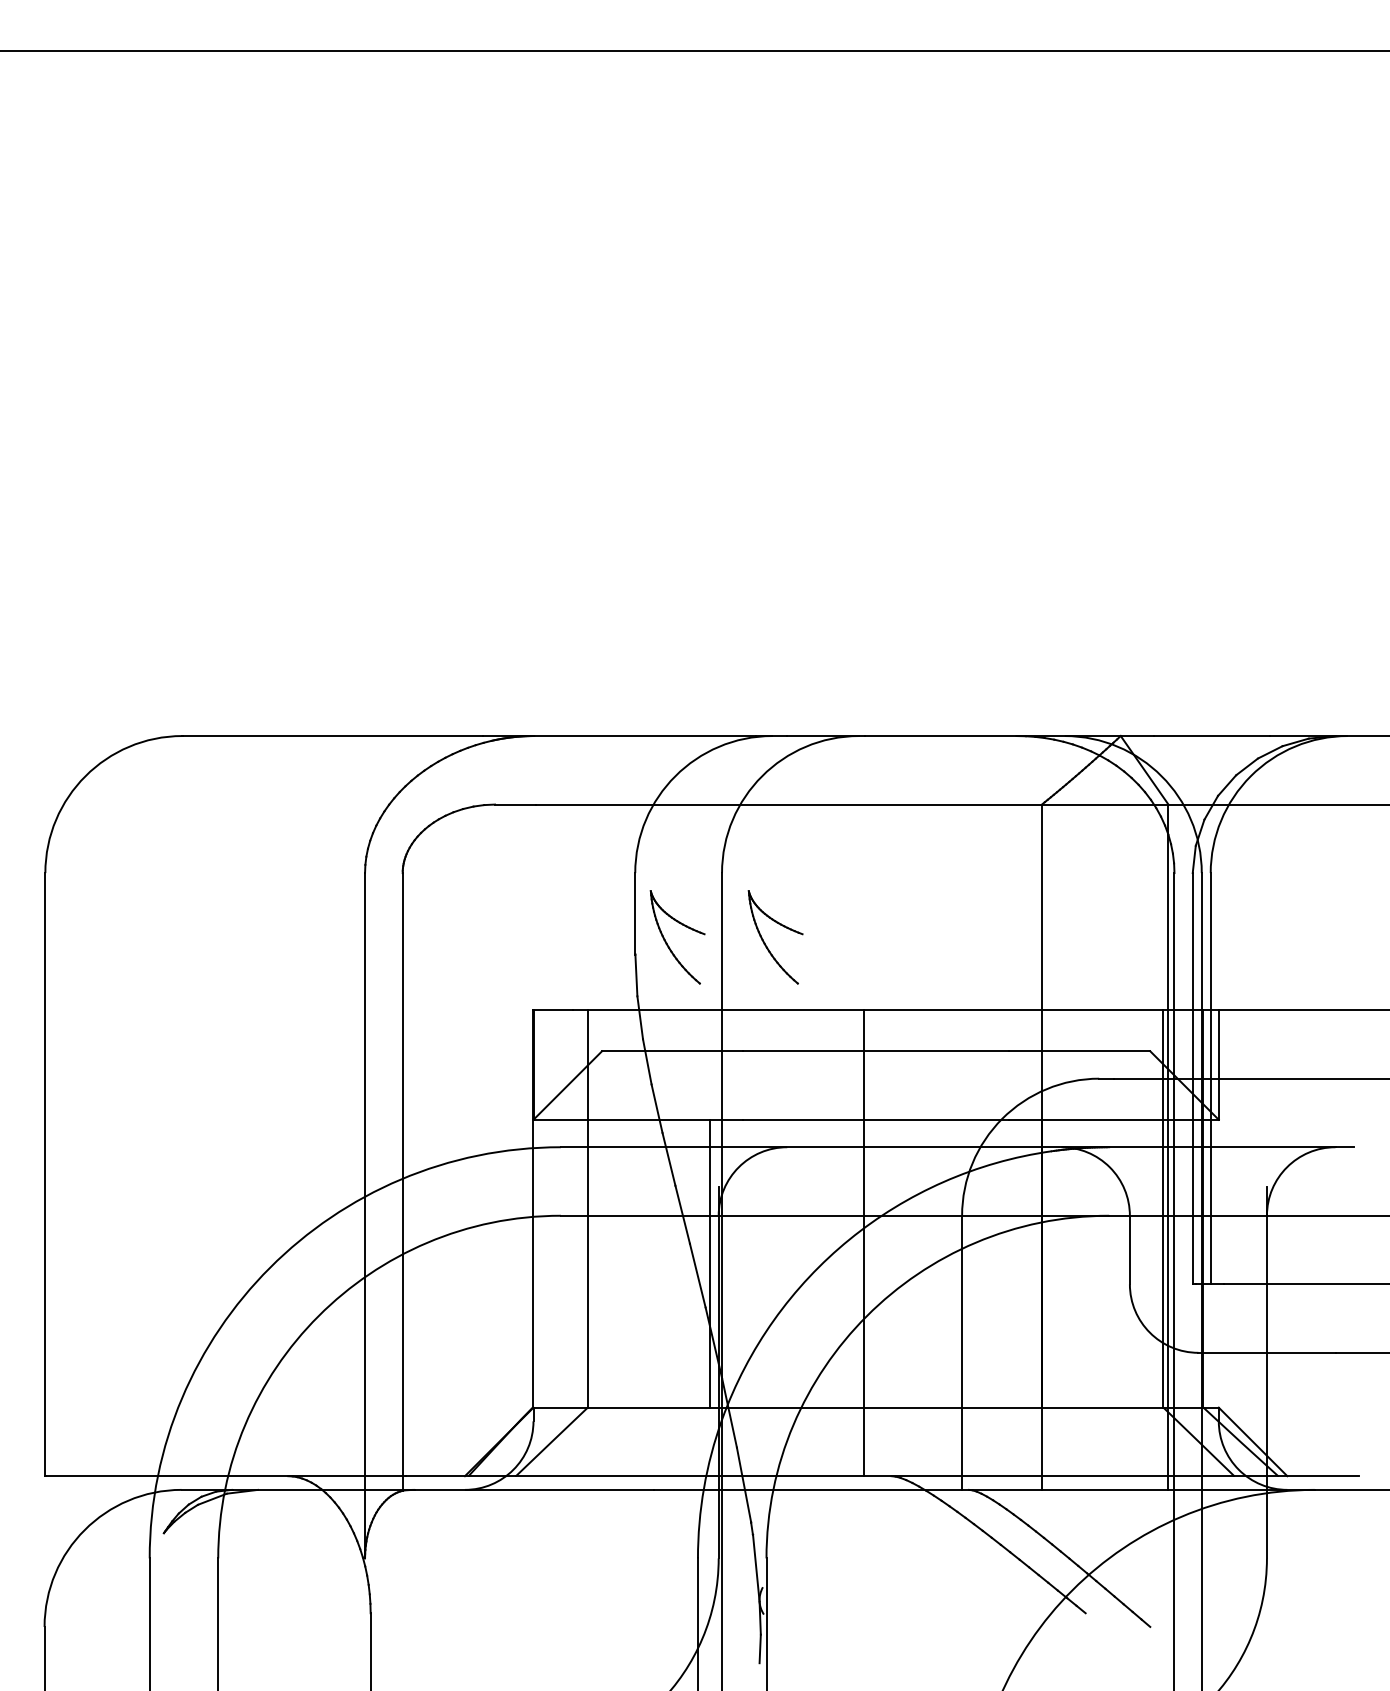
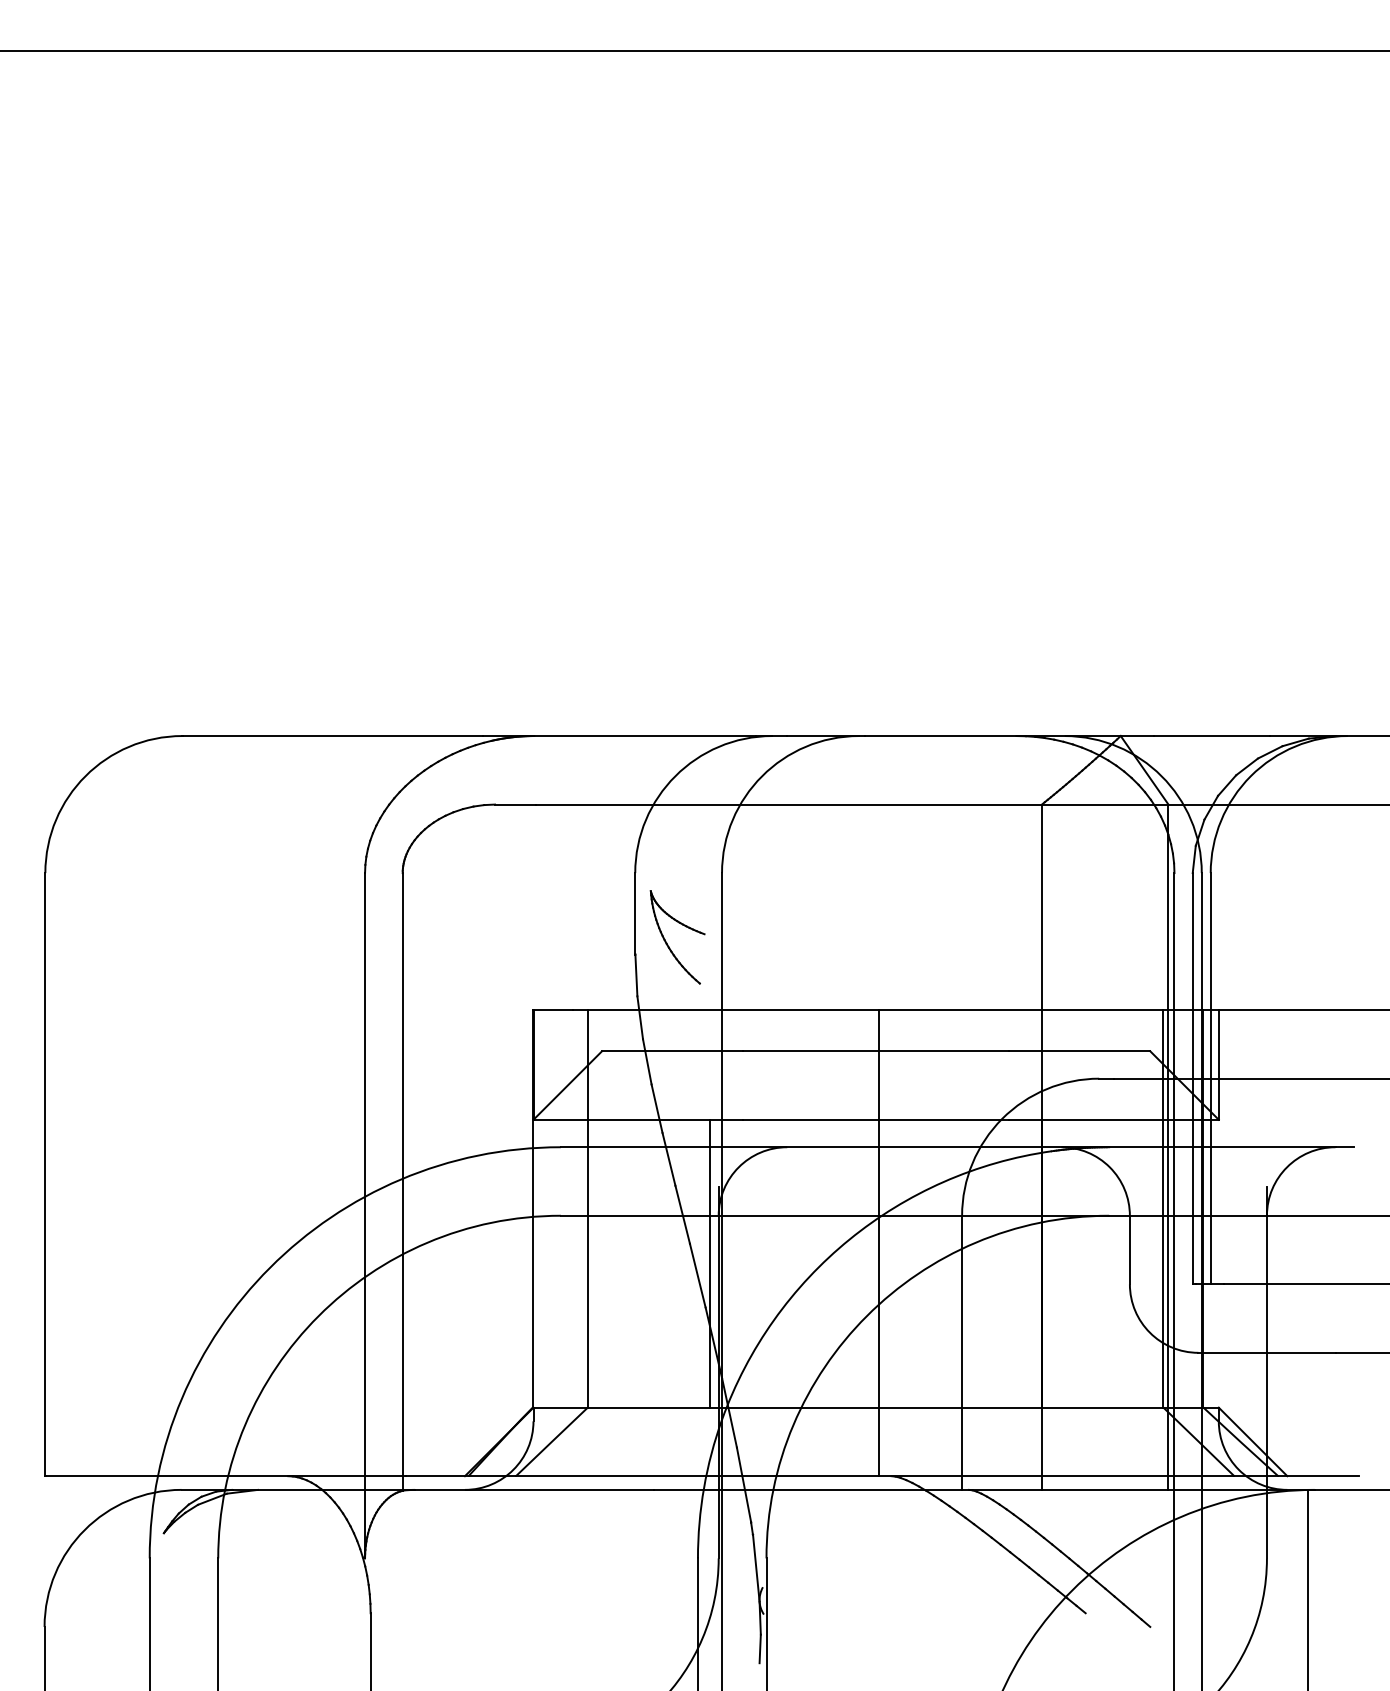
part: present -> none (765, 942)
line position: (864, 1243) -> (879, 1243) (879, 1243)
line: none -> present (1307, 1588)
